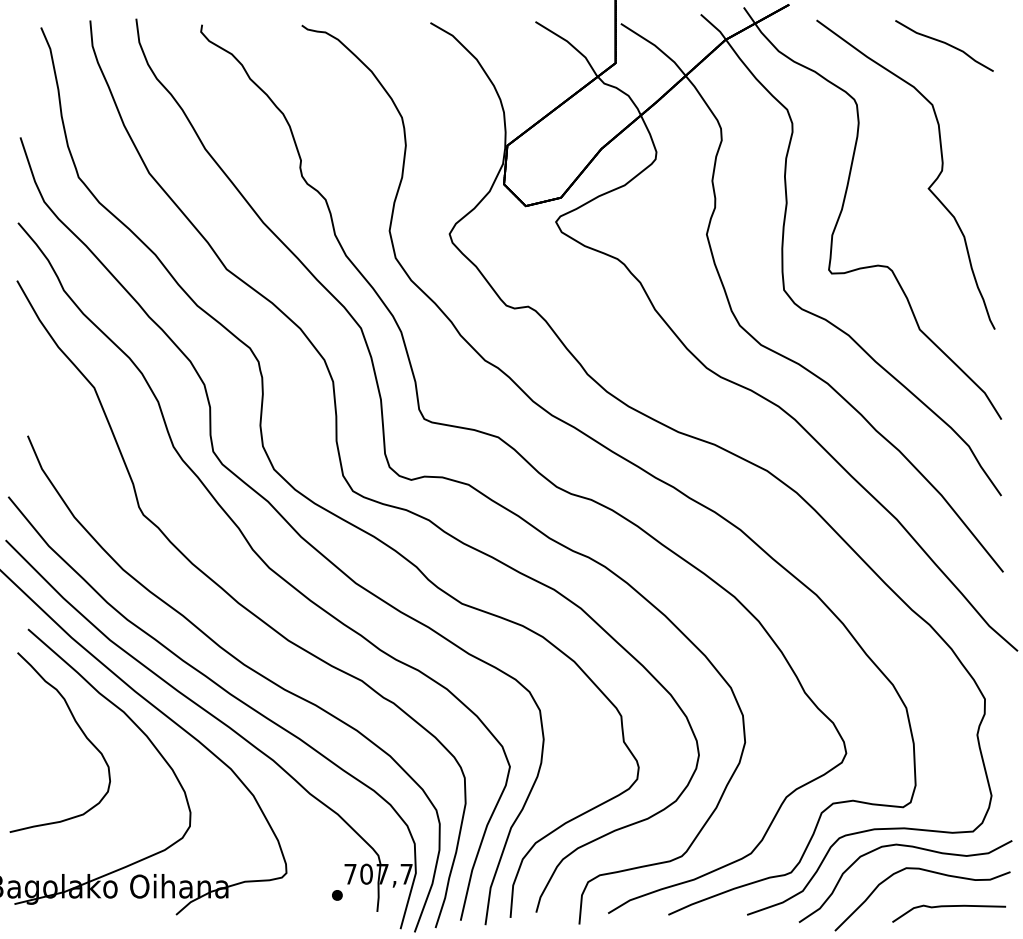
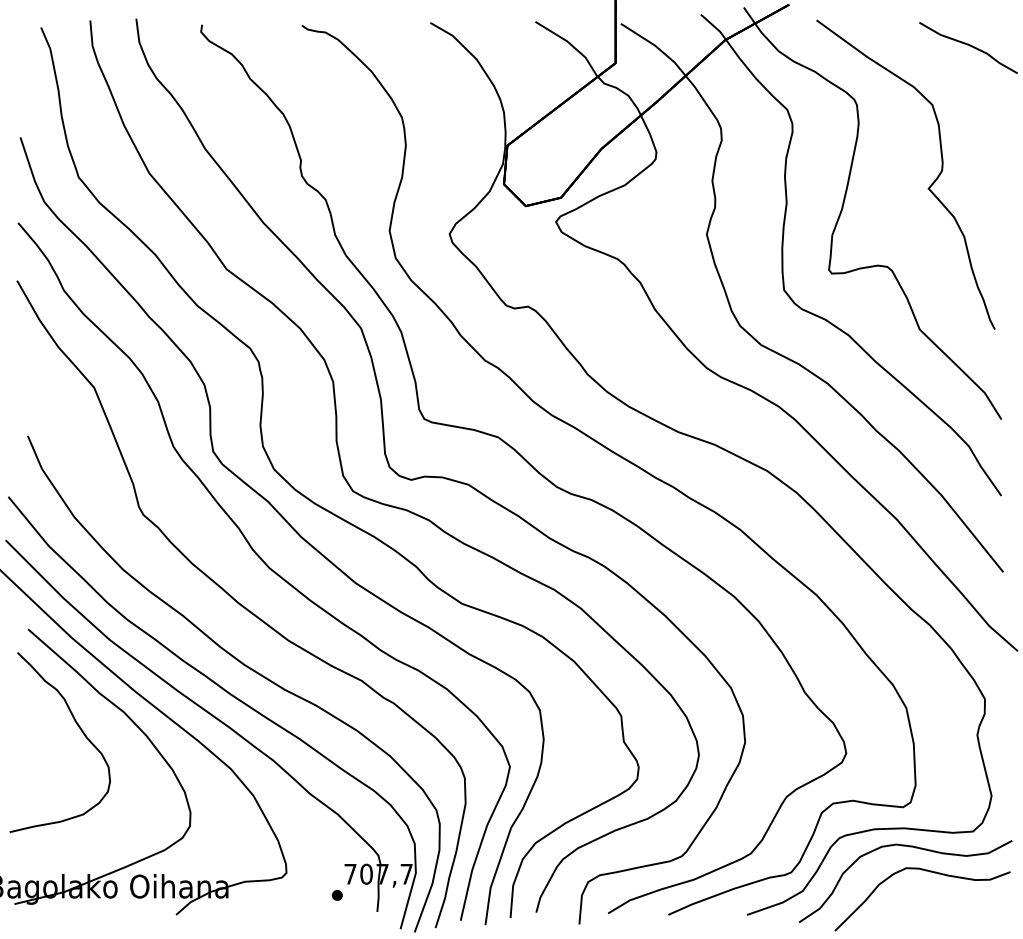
curve position: (945, 44) -> (969, 46) (969, 46)
curve: present -> none (947, 907)
